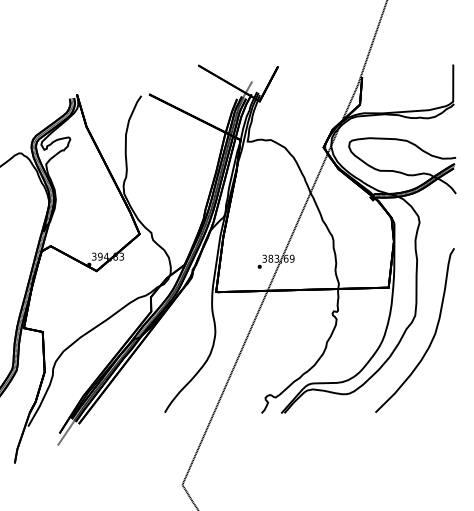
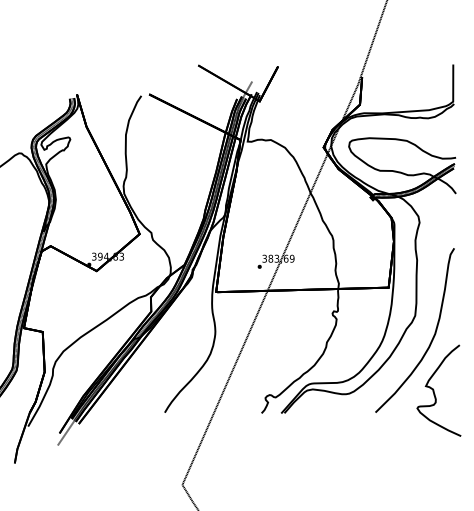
part: none -> present (438, 390)
